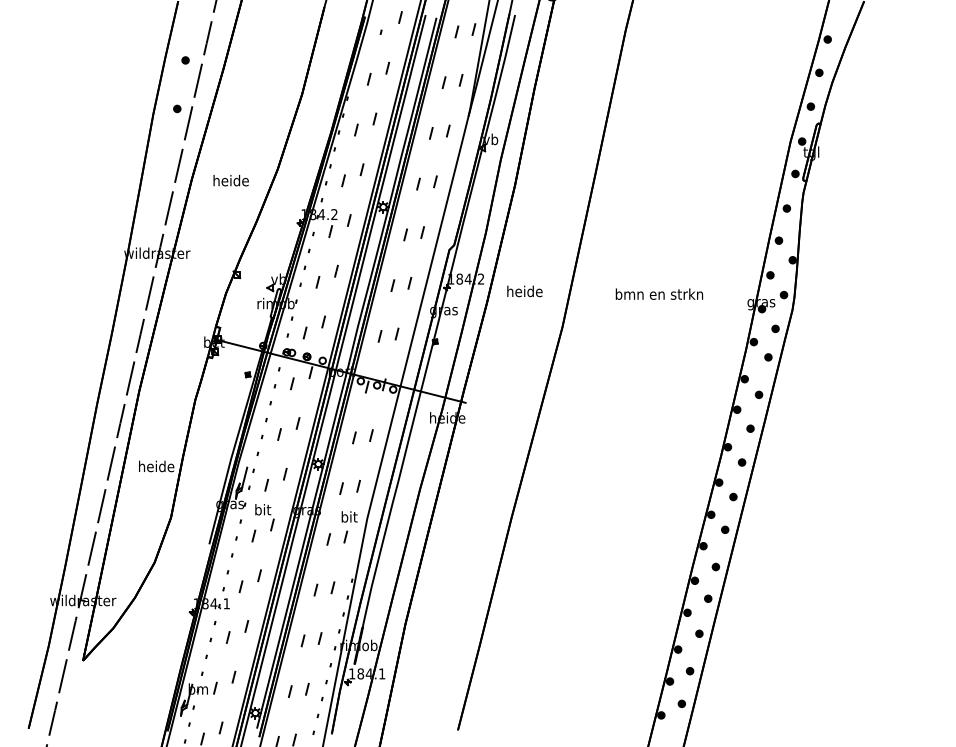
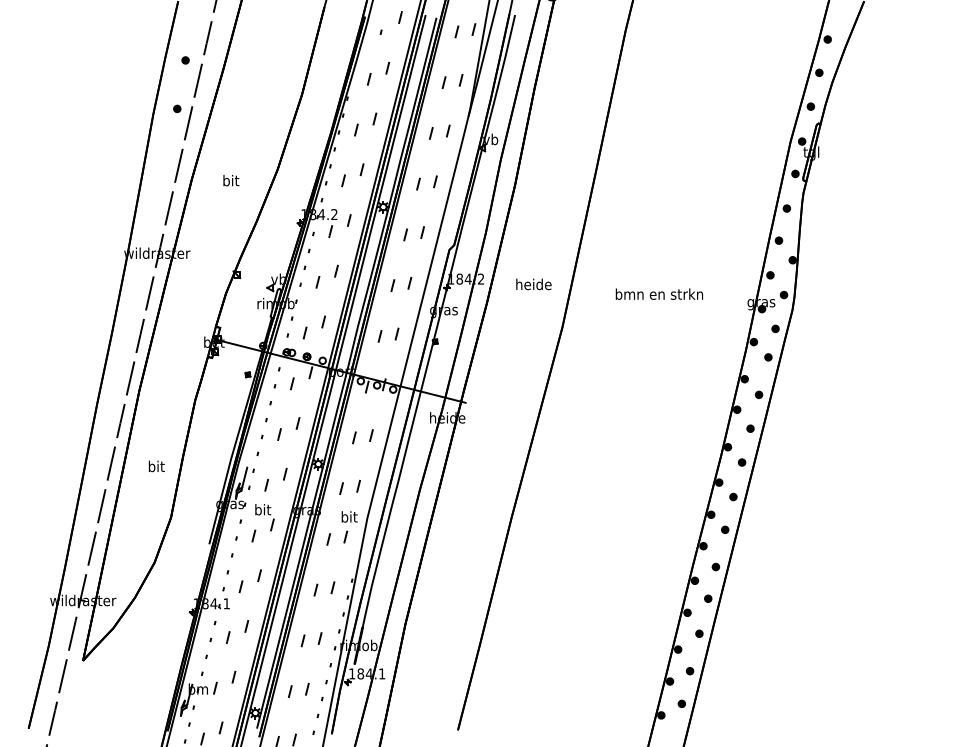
text: heide -> bit (230, 180)
text position: (524, 291) -> (533, 284) (533, 284)
text: heide -> bit (156, 466)
